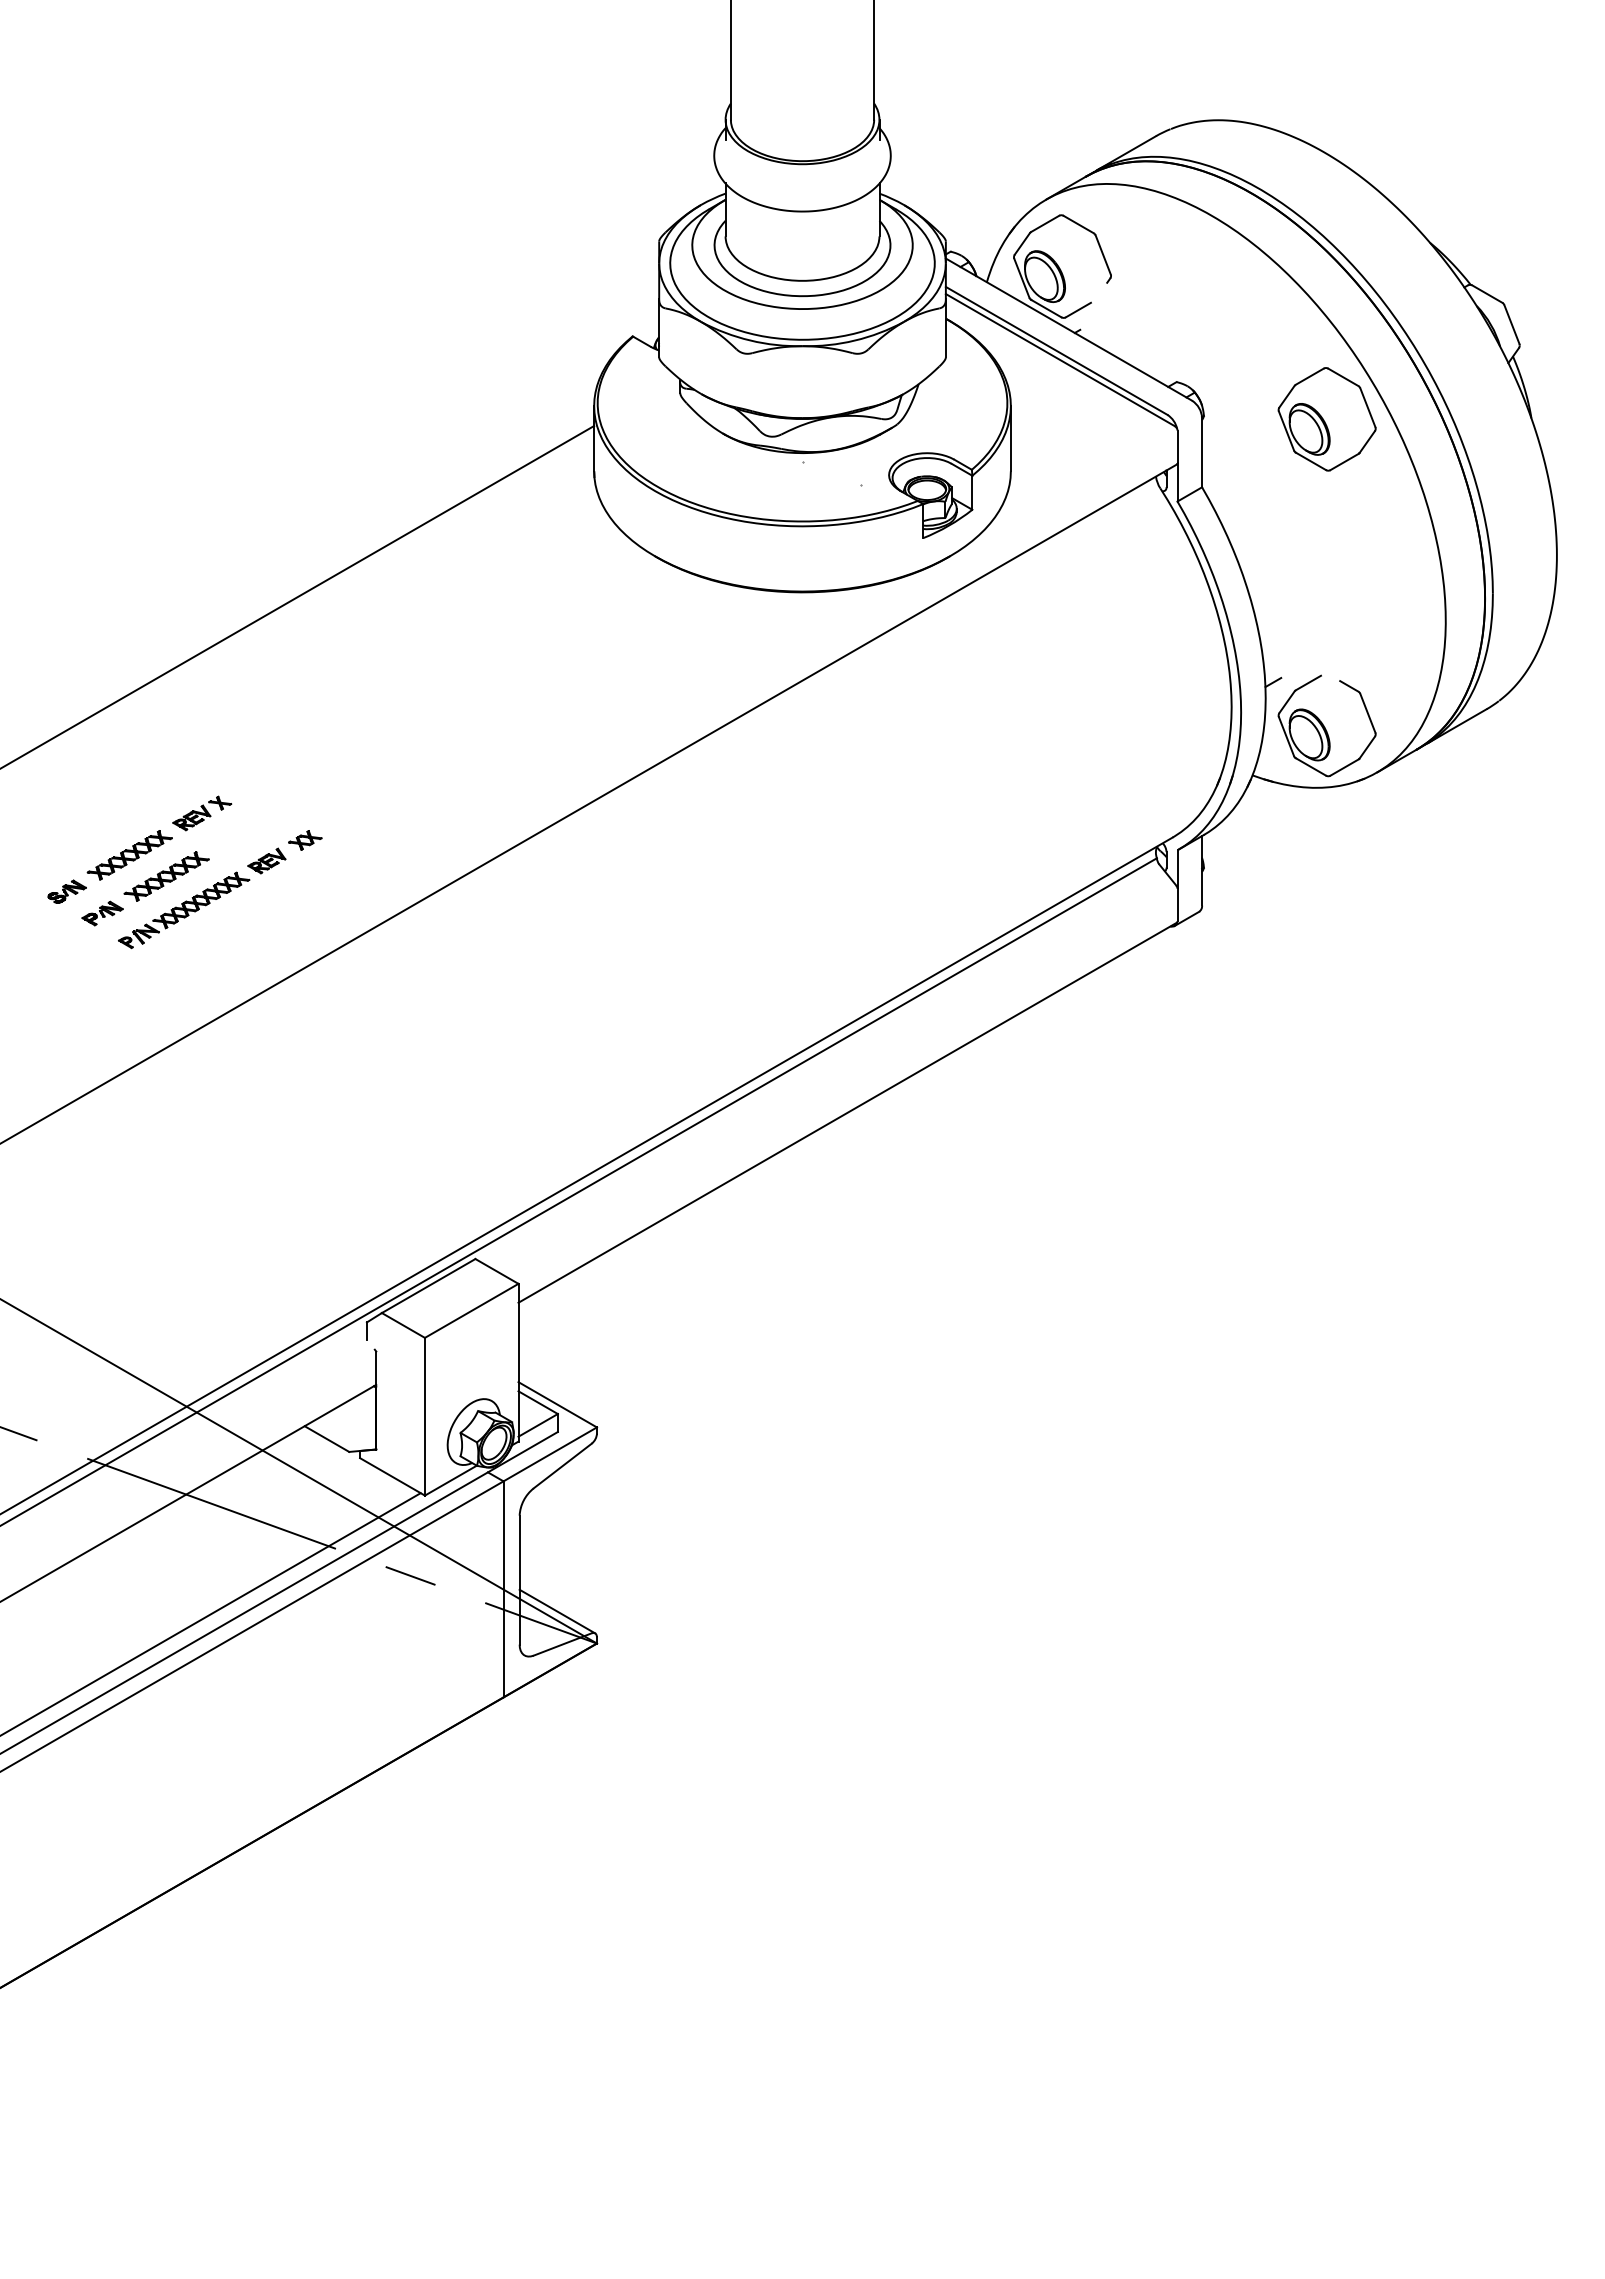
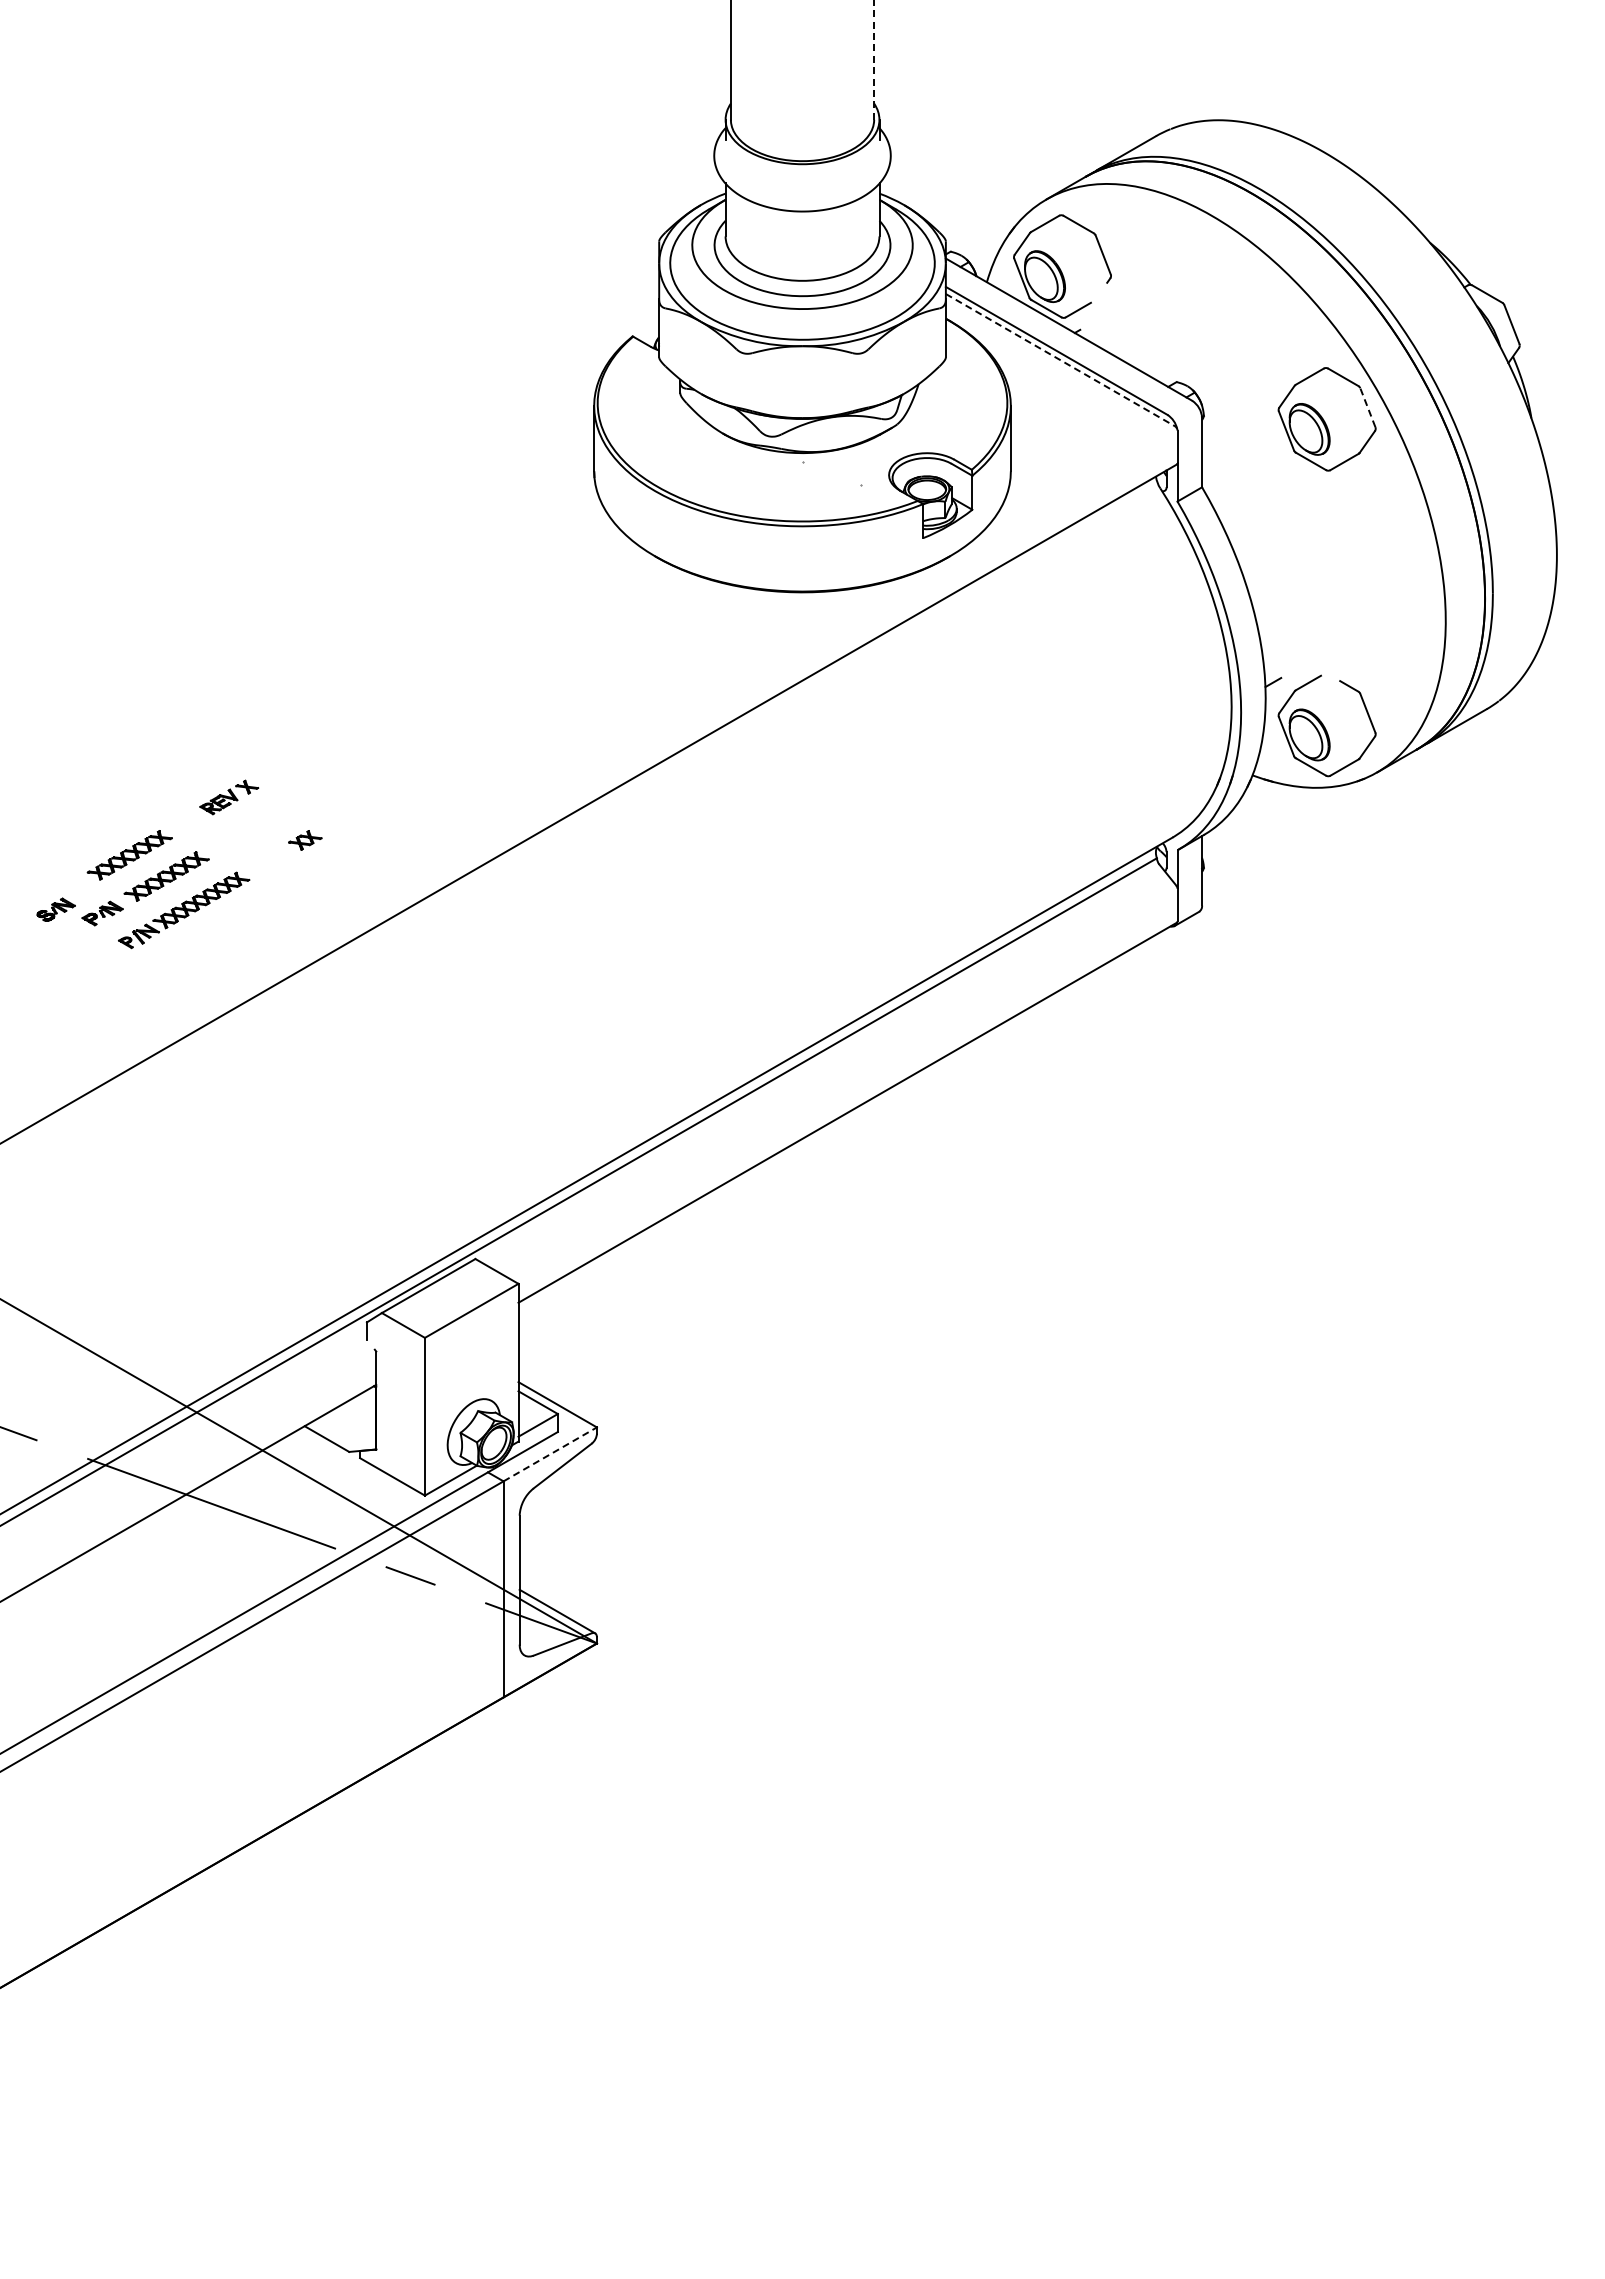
line: solid -> dashed (874, 59)
line: solid -> dashed (1060, 360)
line: solid -> dashed (1367, 407)
line: present -> none (298, 596)
part position: (202, 813) -> (229, 797) (229, 797)
part: present -> none (266, 860)
part position: (66, 891) -> (55, 909) (55, 909)
line: solid -> dashed (550, 1454)
line: present -> none (211, 1613)
